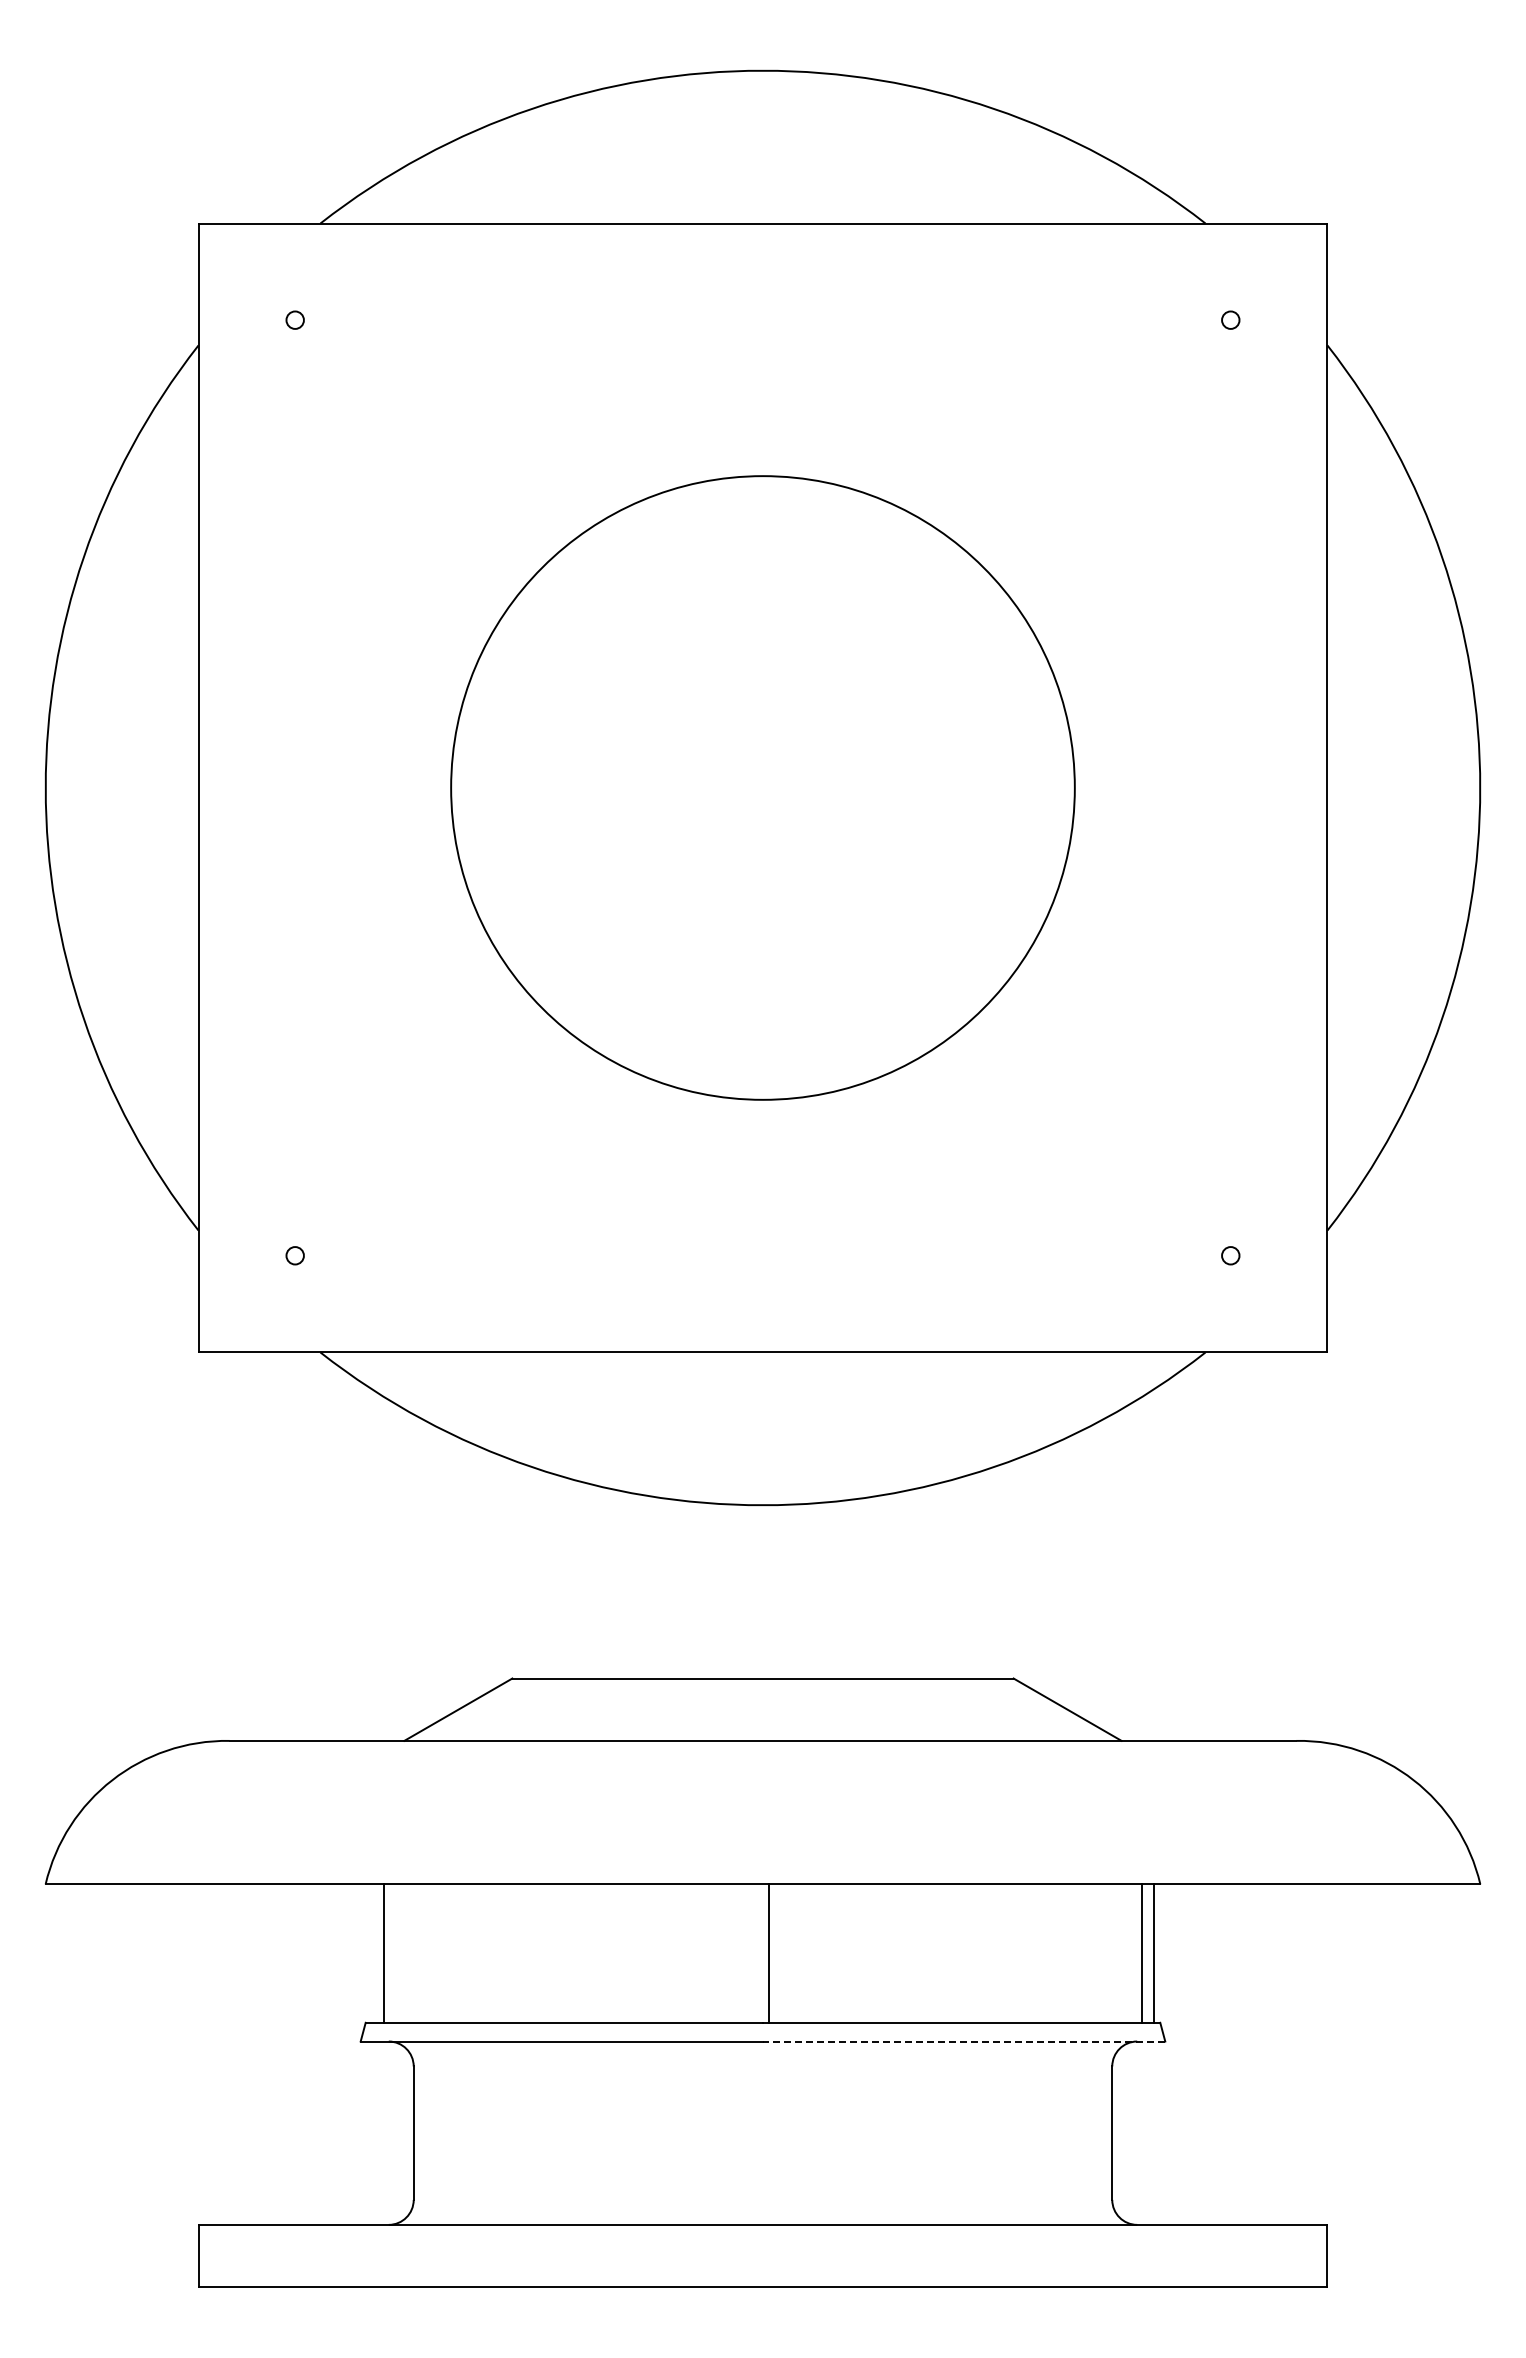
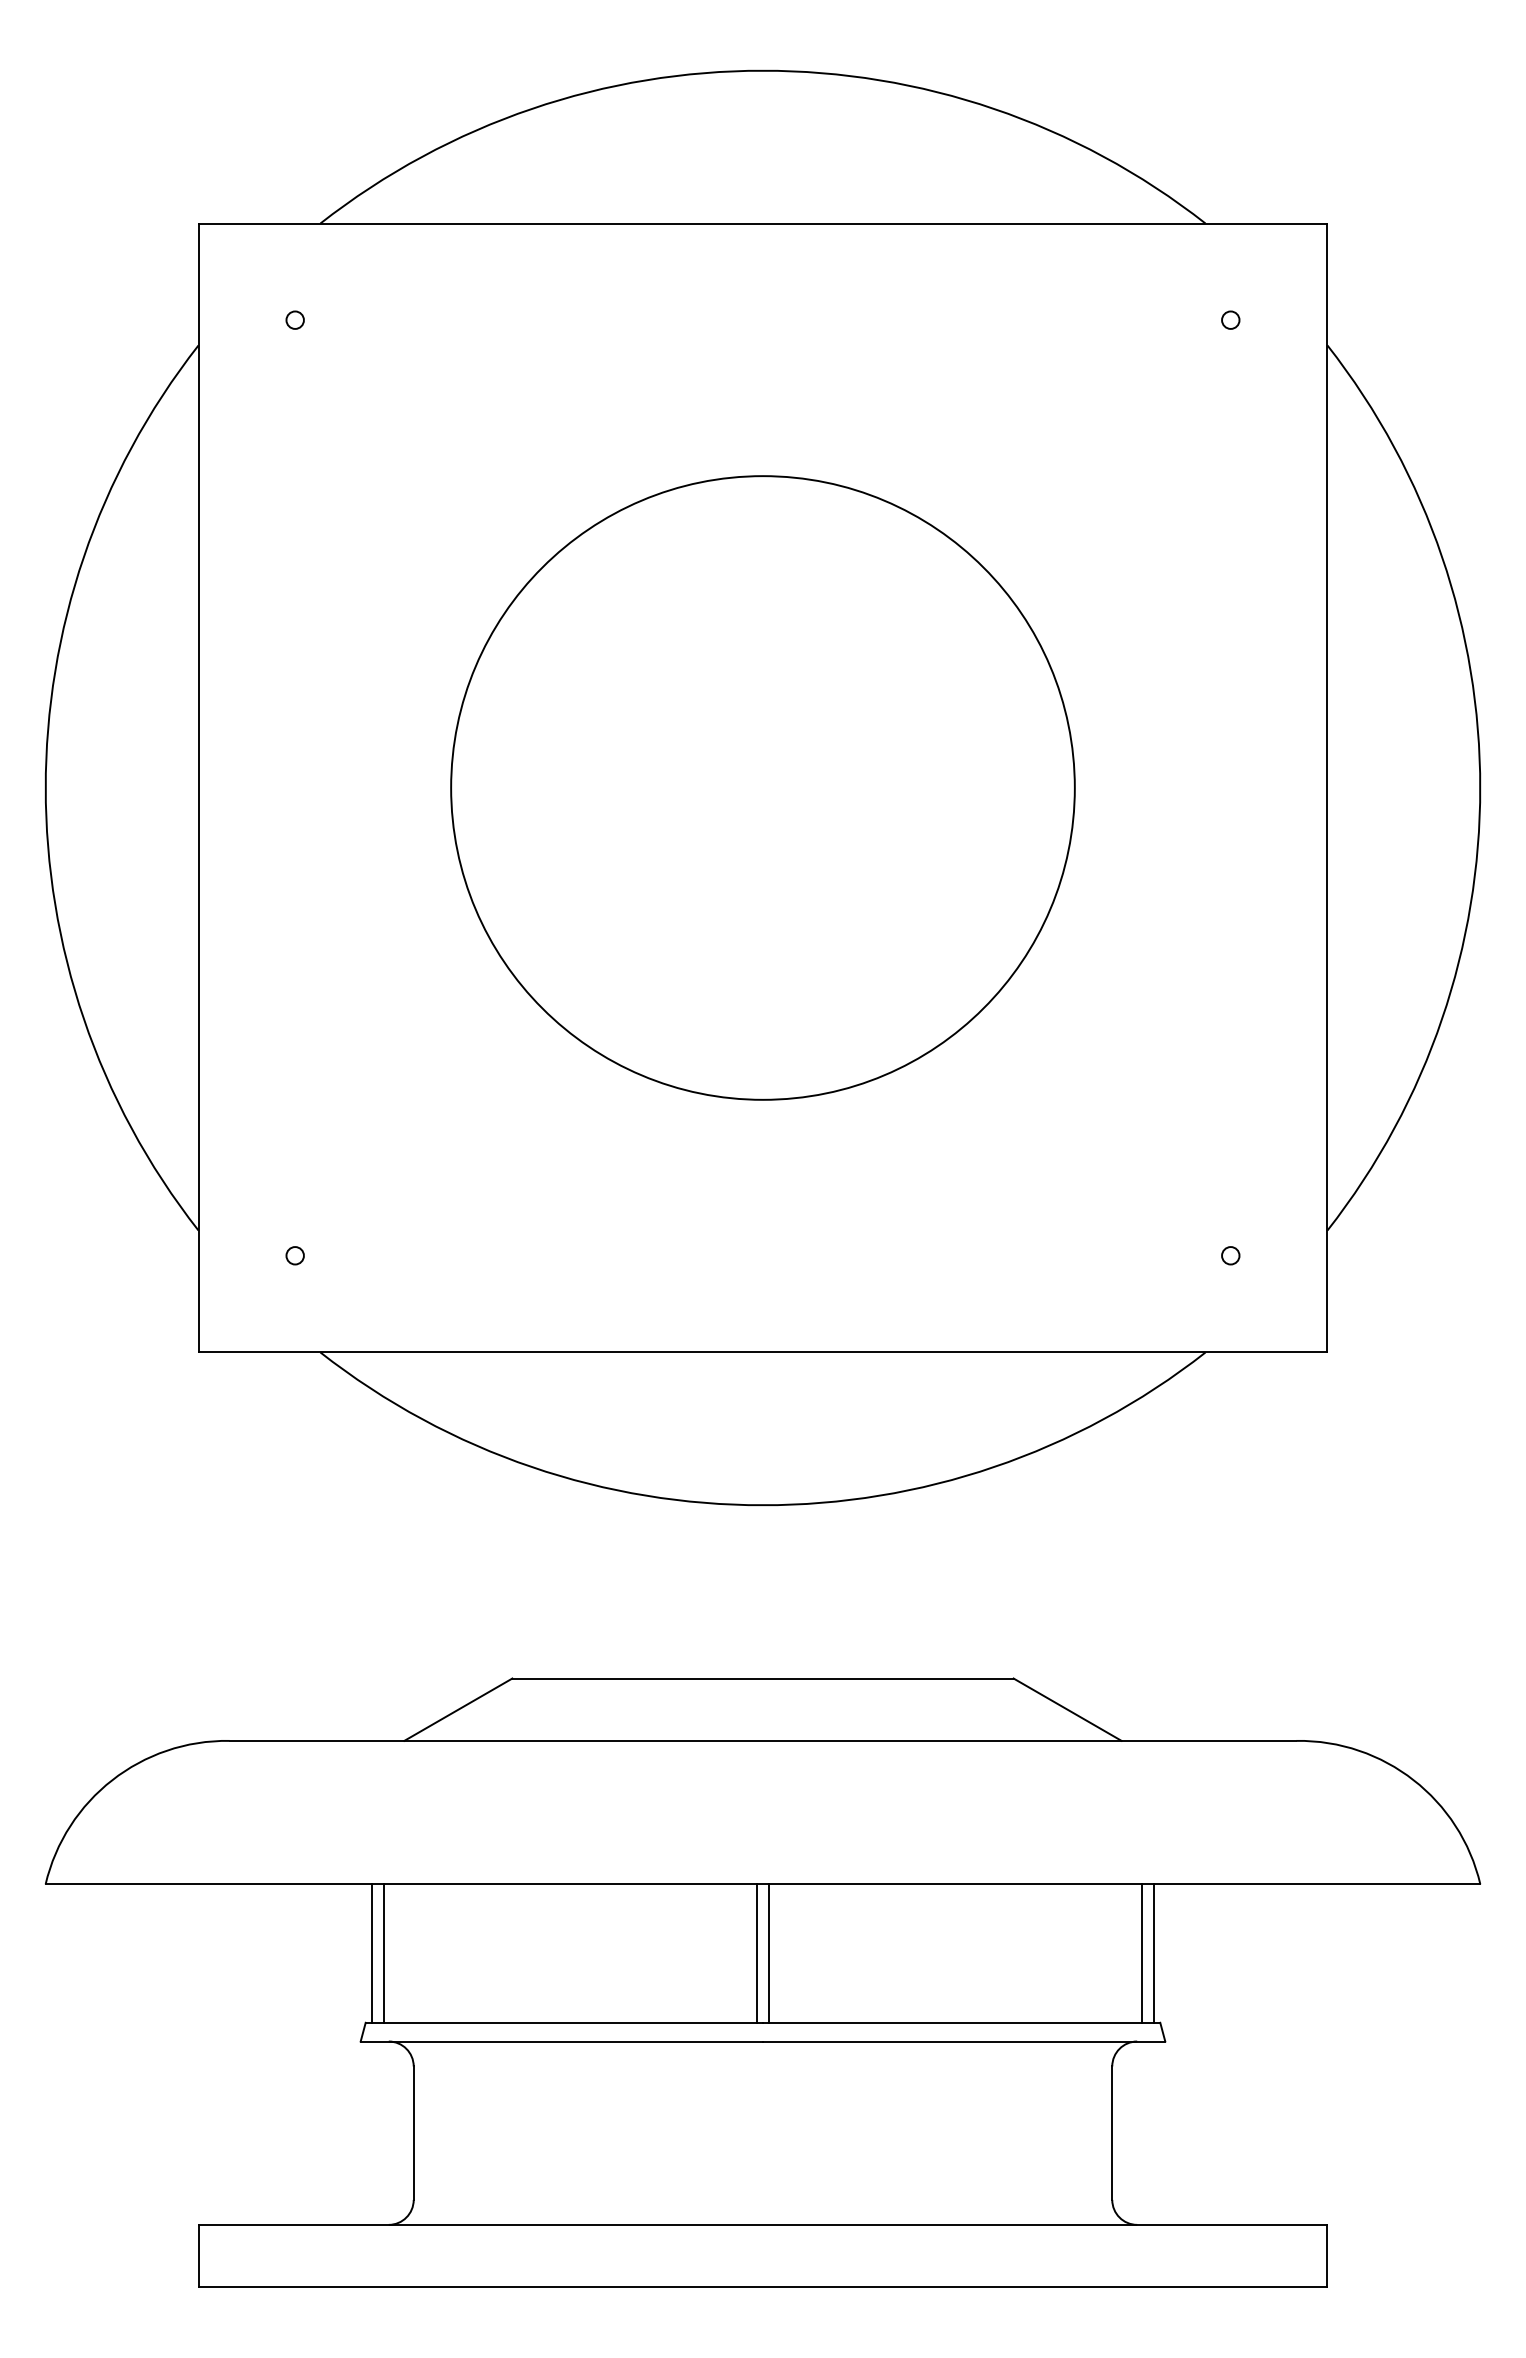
line: none -> present (371, 1953)
line: none -> present (756, 1953)
line: dashed -> solid (963, 2041)
